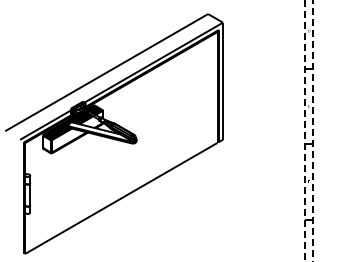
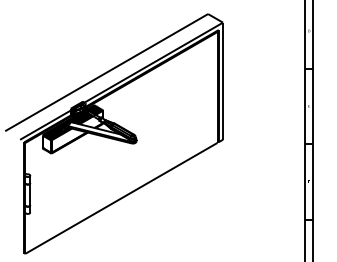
line: dashed -> solid (305, 130)
line: dashed -> solid (312, 130)
